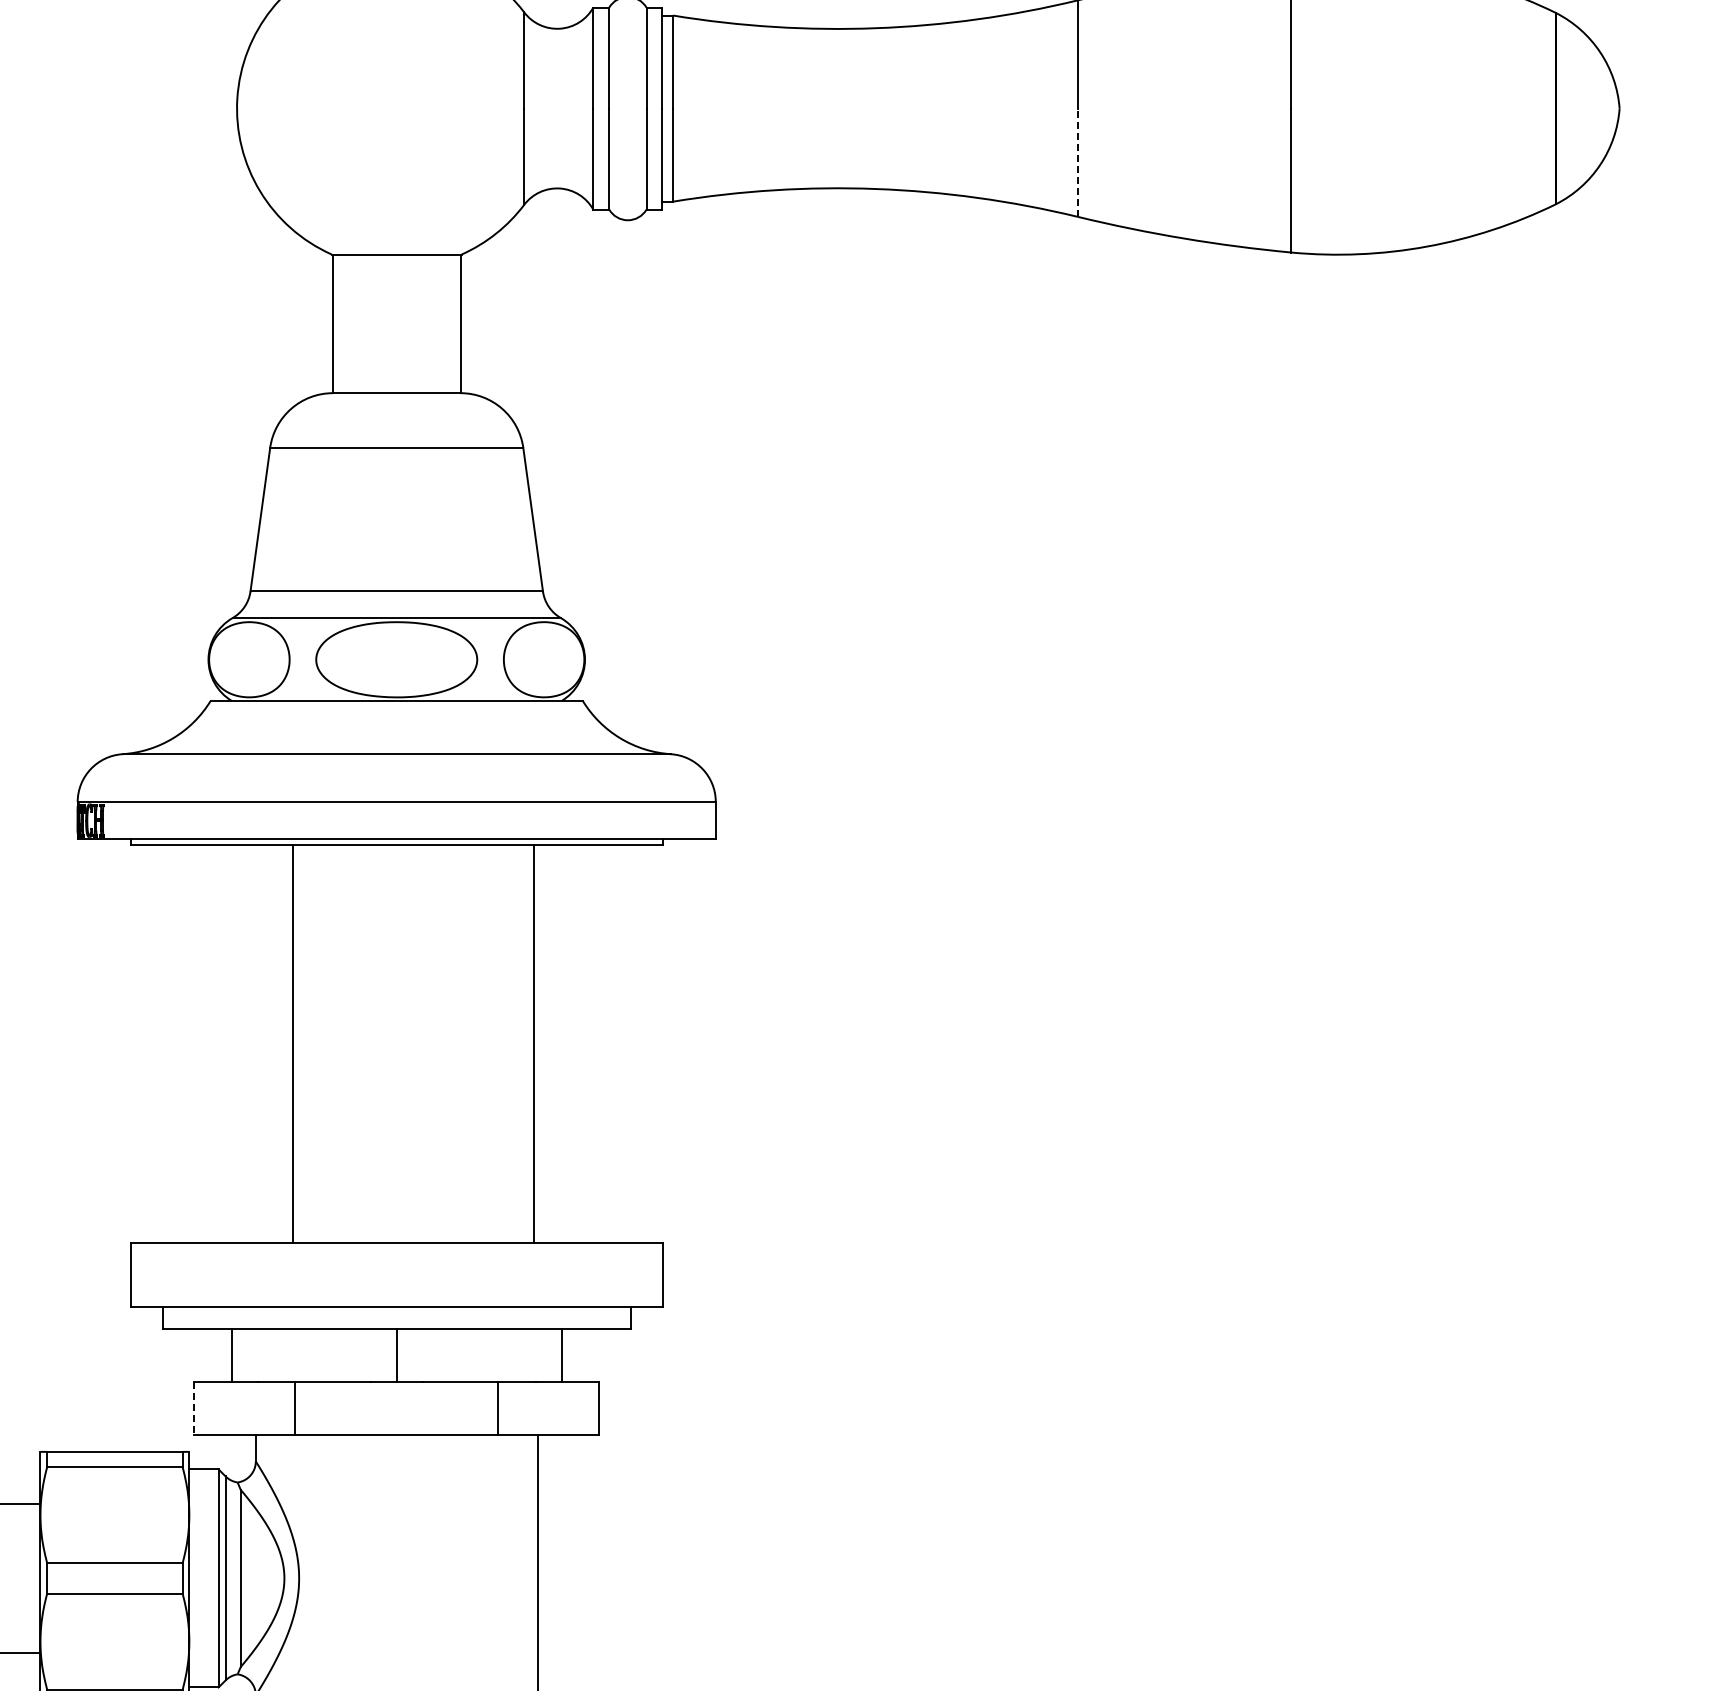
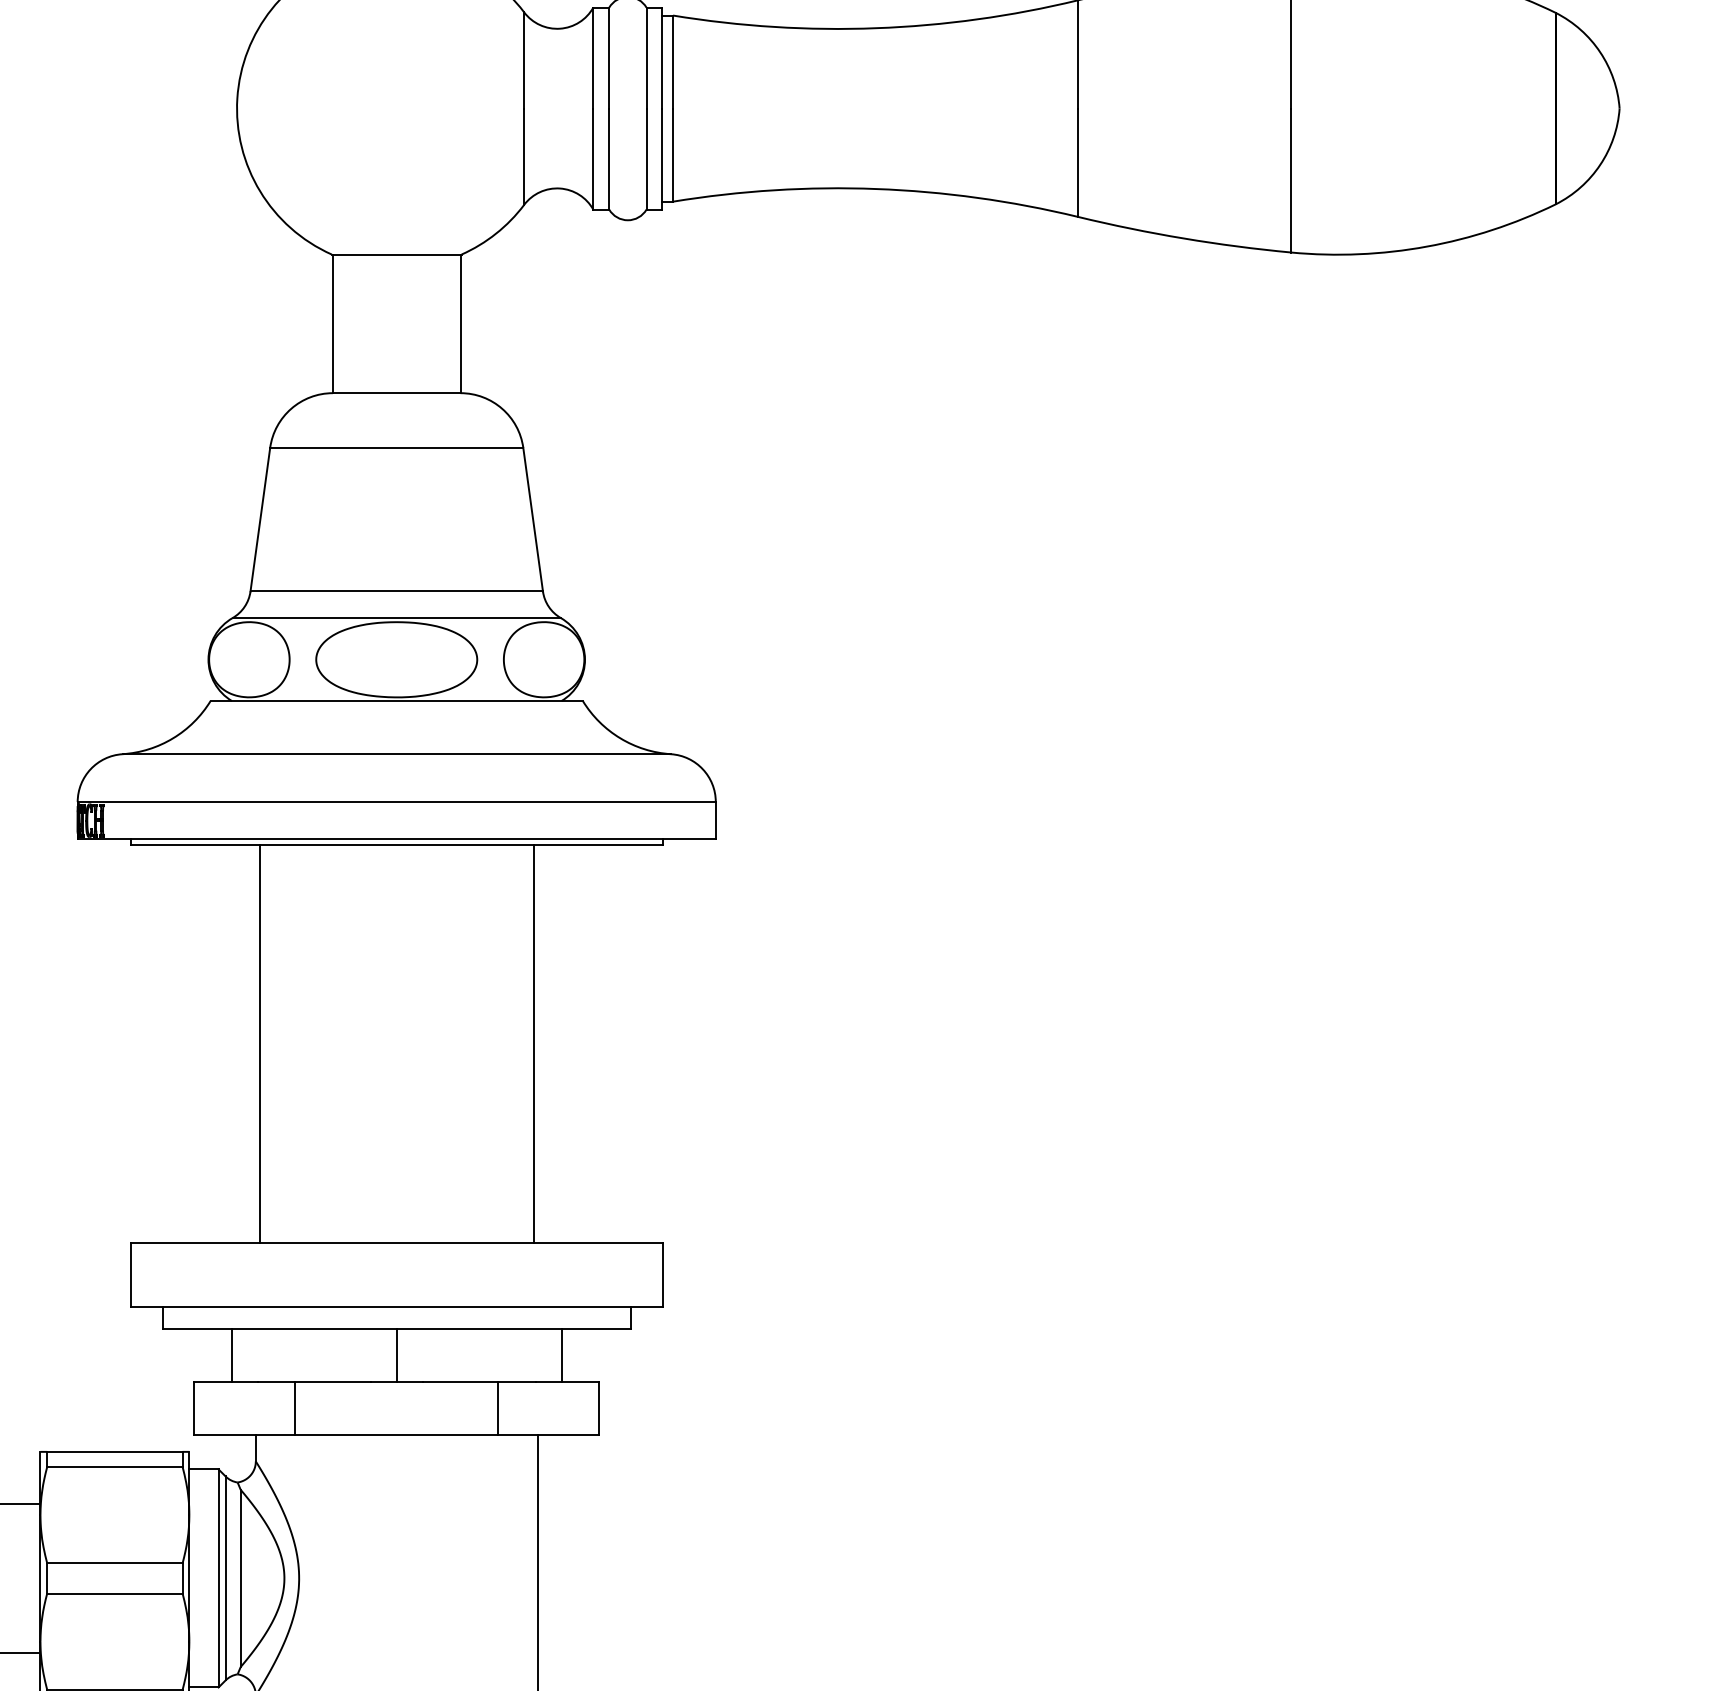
line: dashed -> solid (1077, 162)
line position: (292, 1043) -> (259, 1043) (259, 1043)
line: dashed -> solid (194, 1408)
